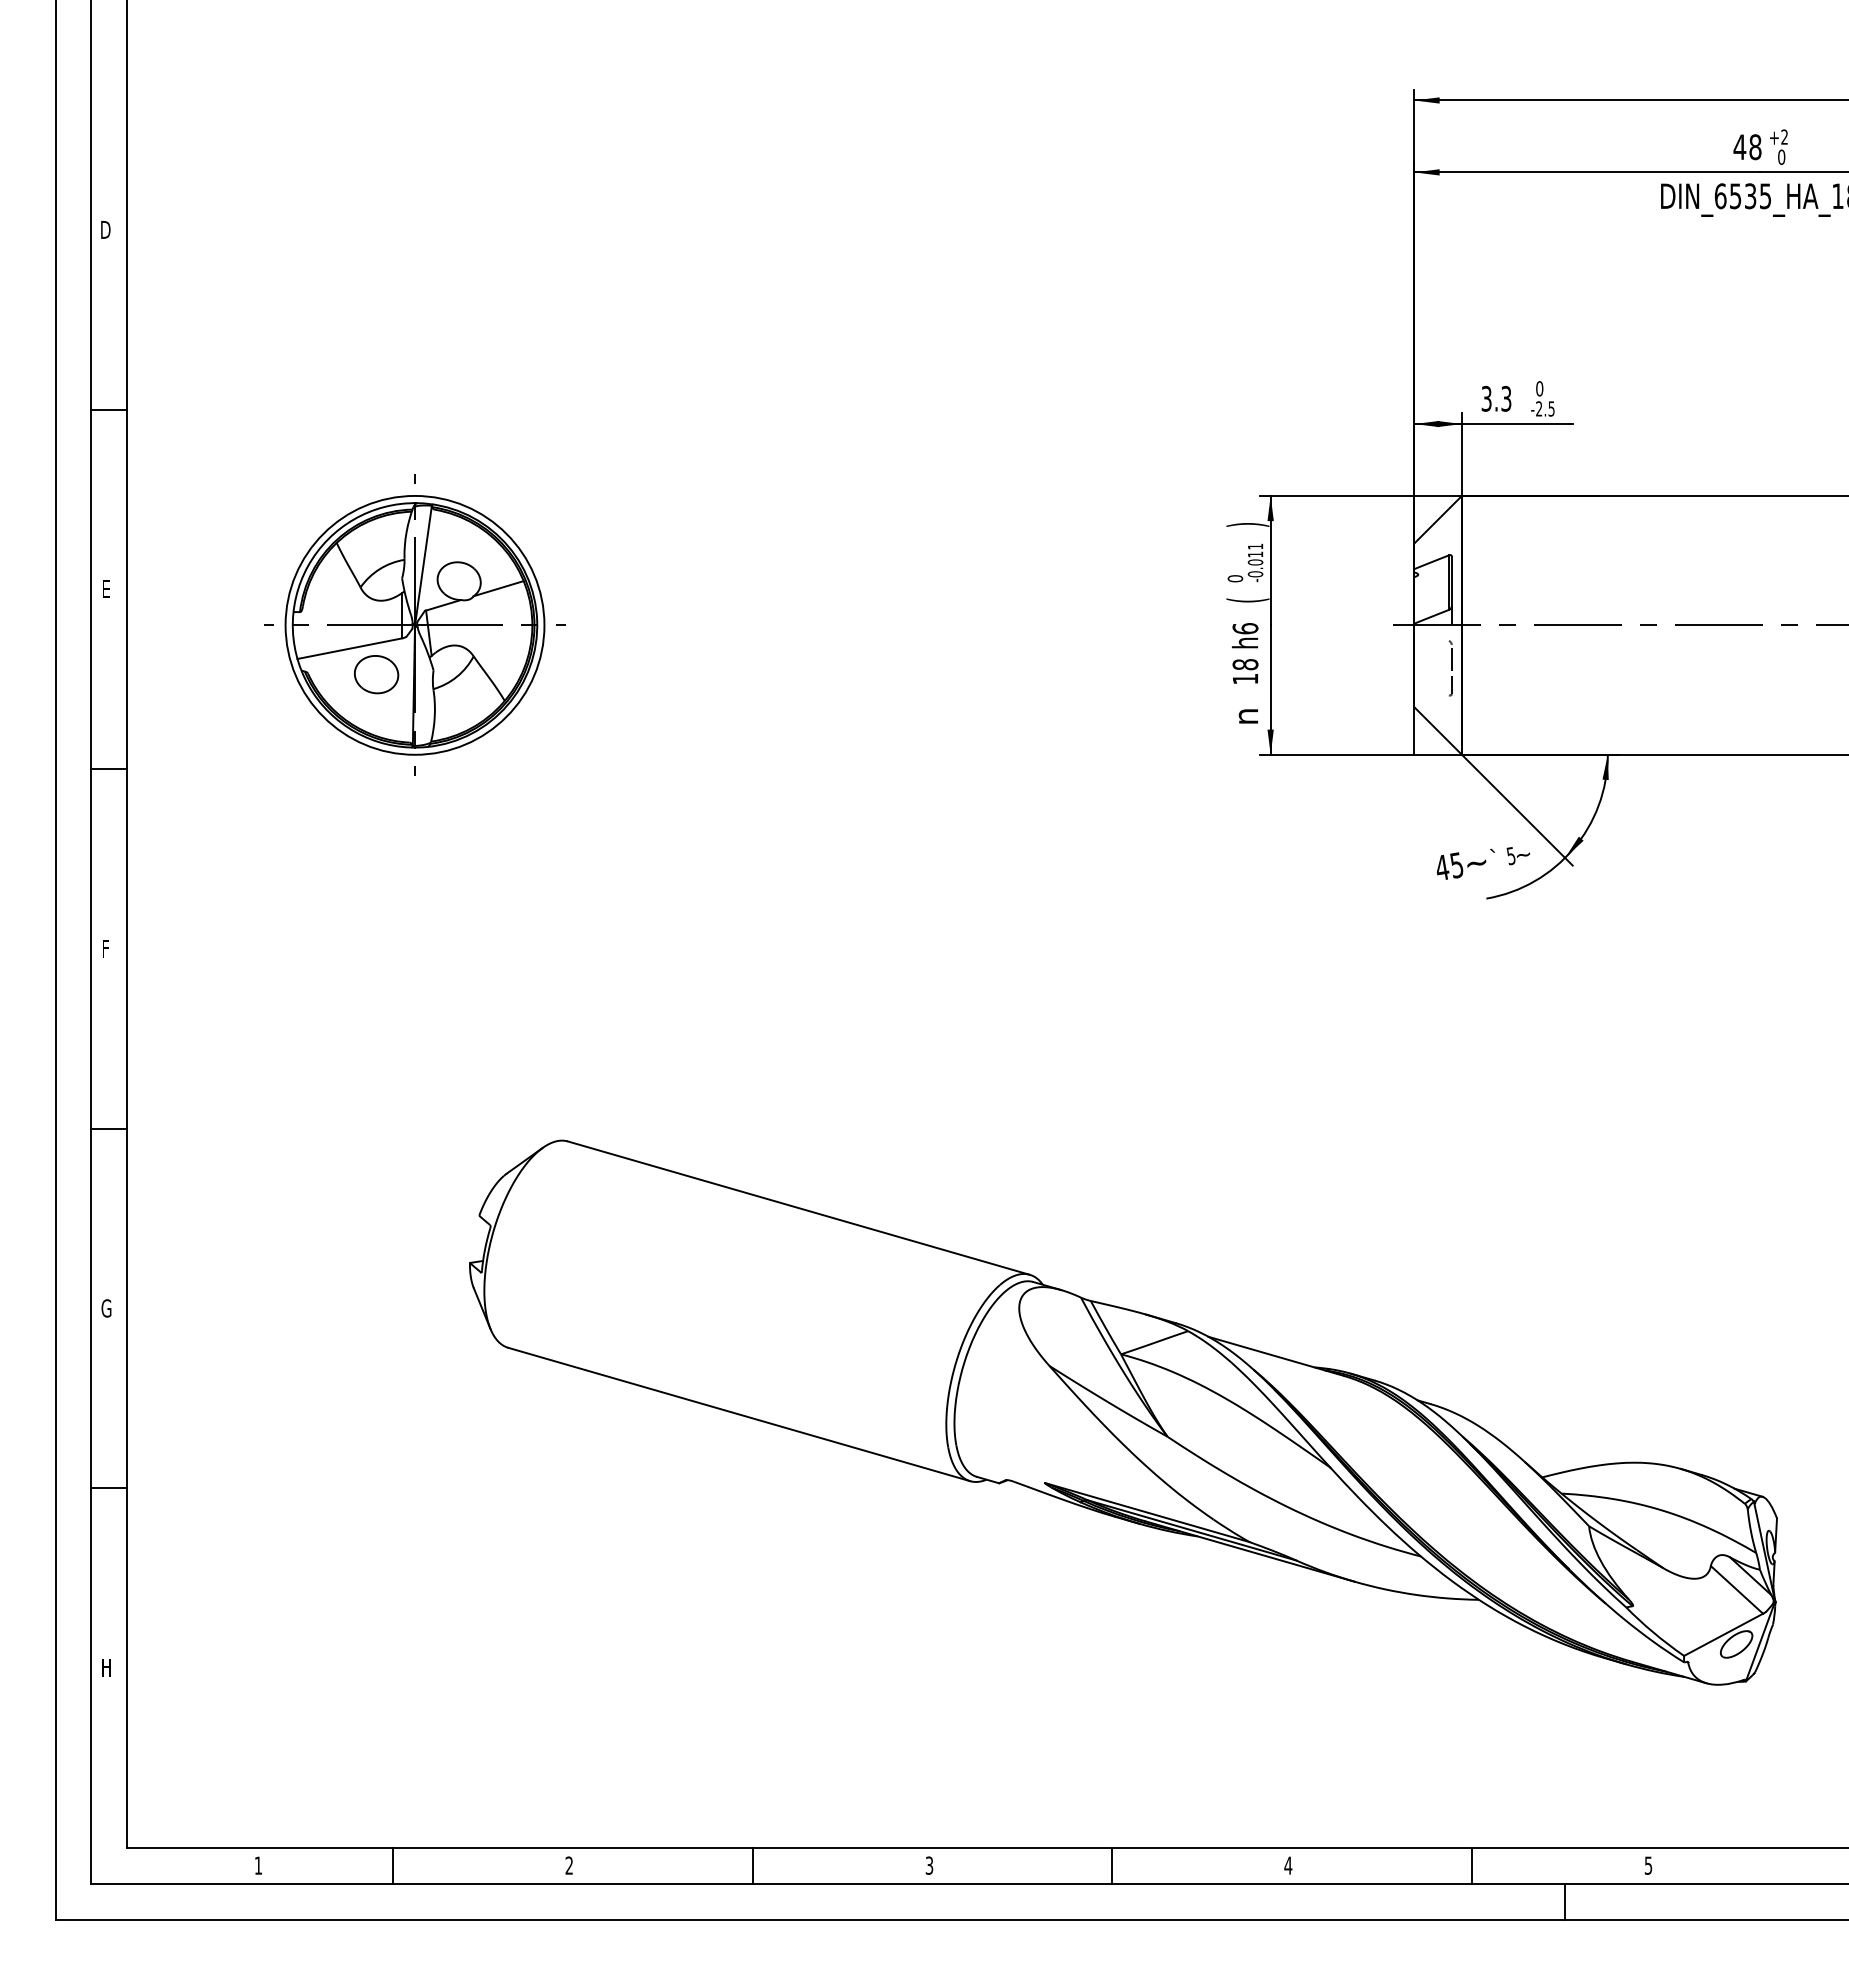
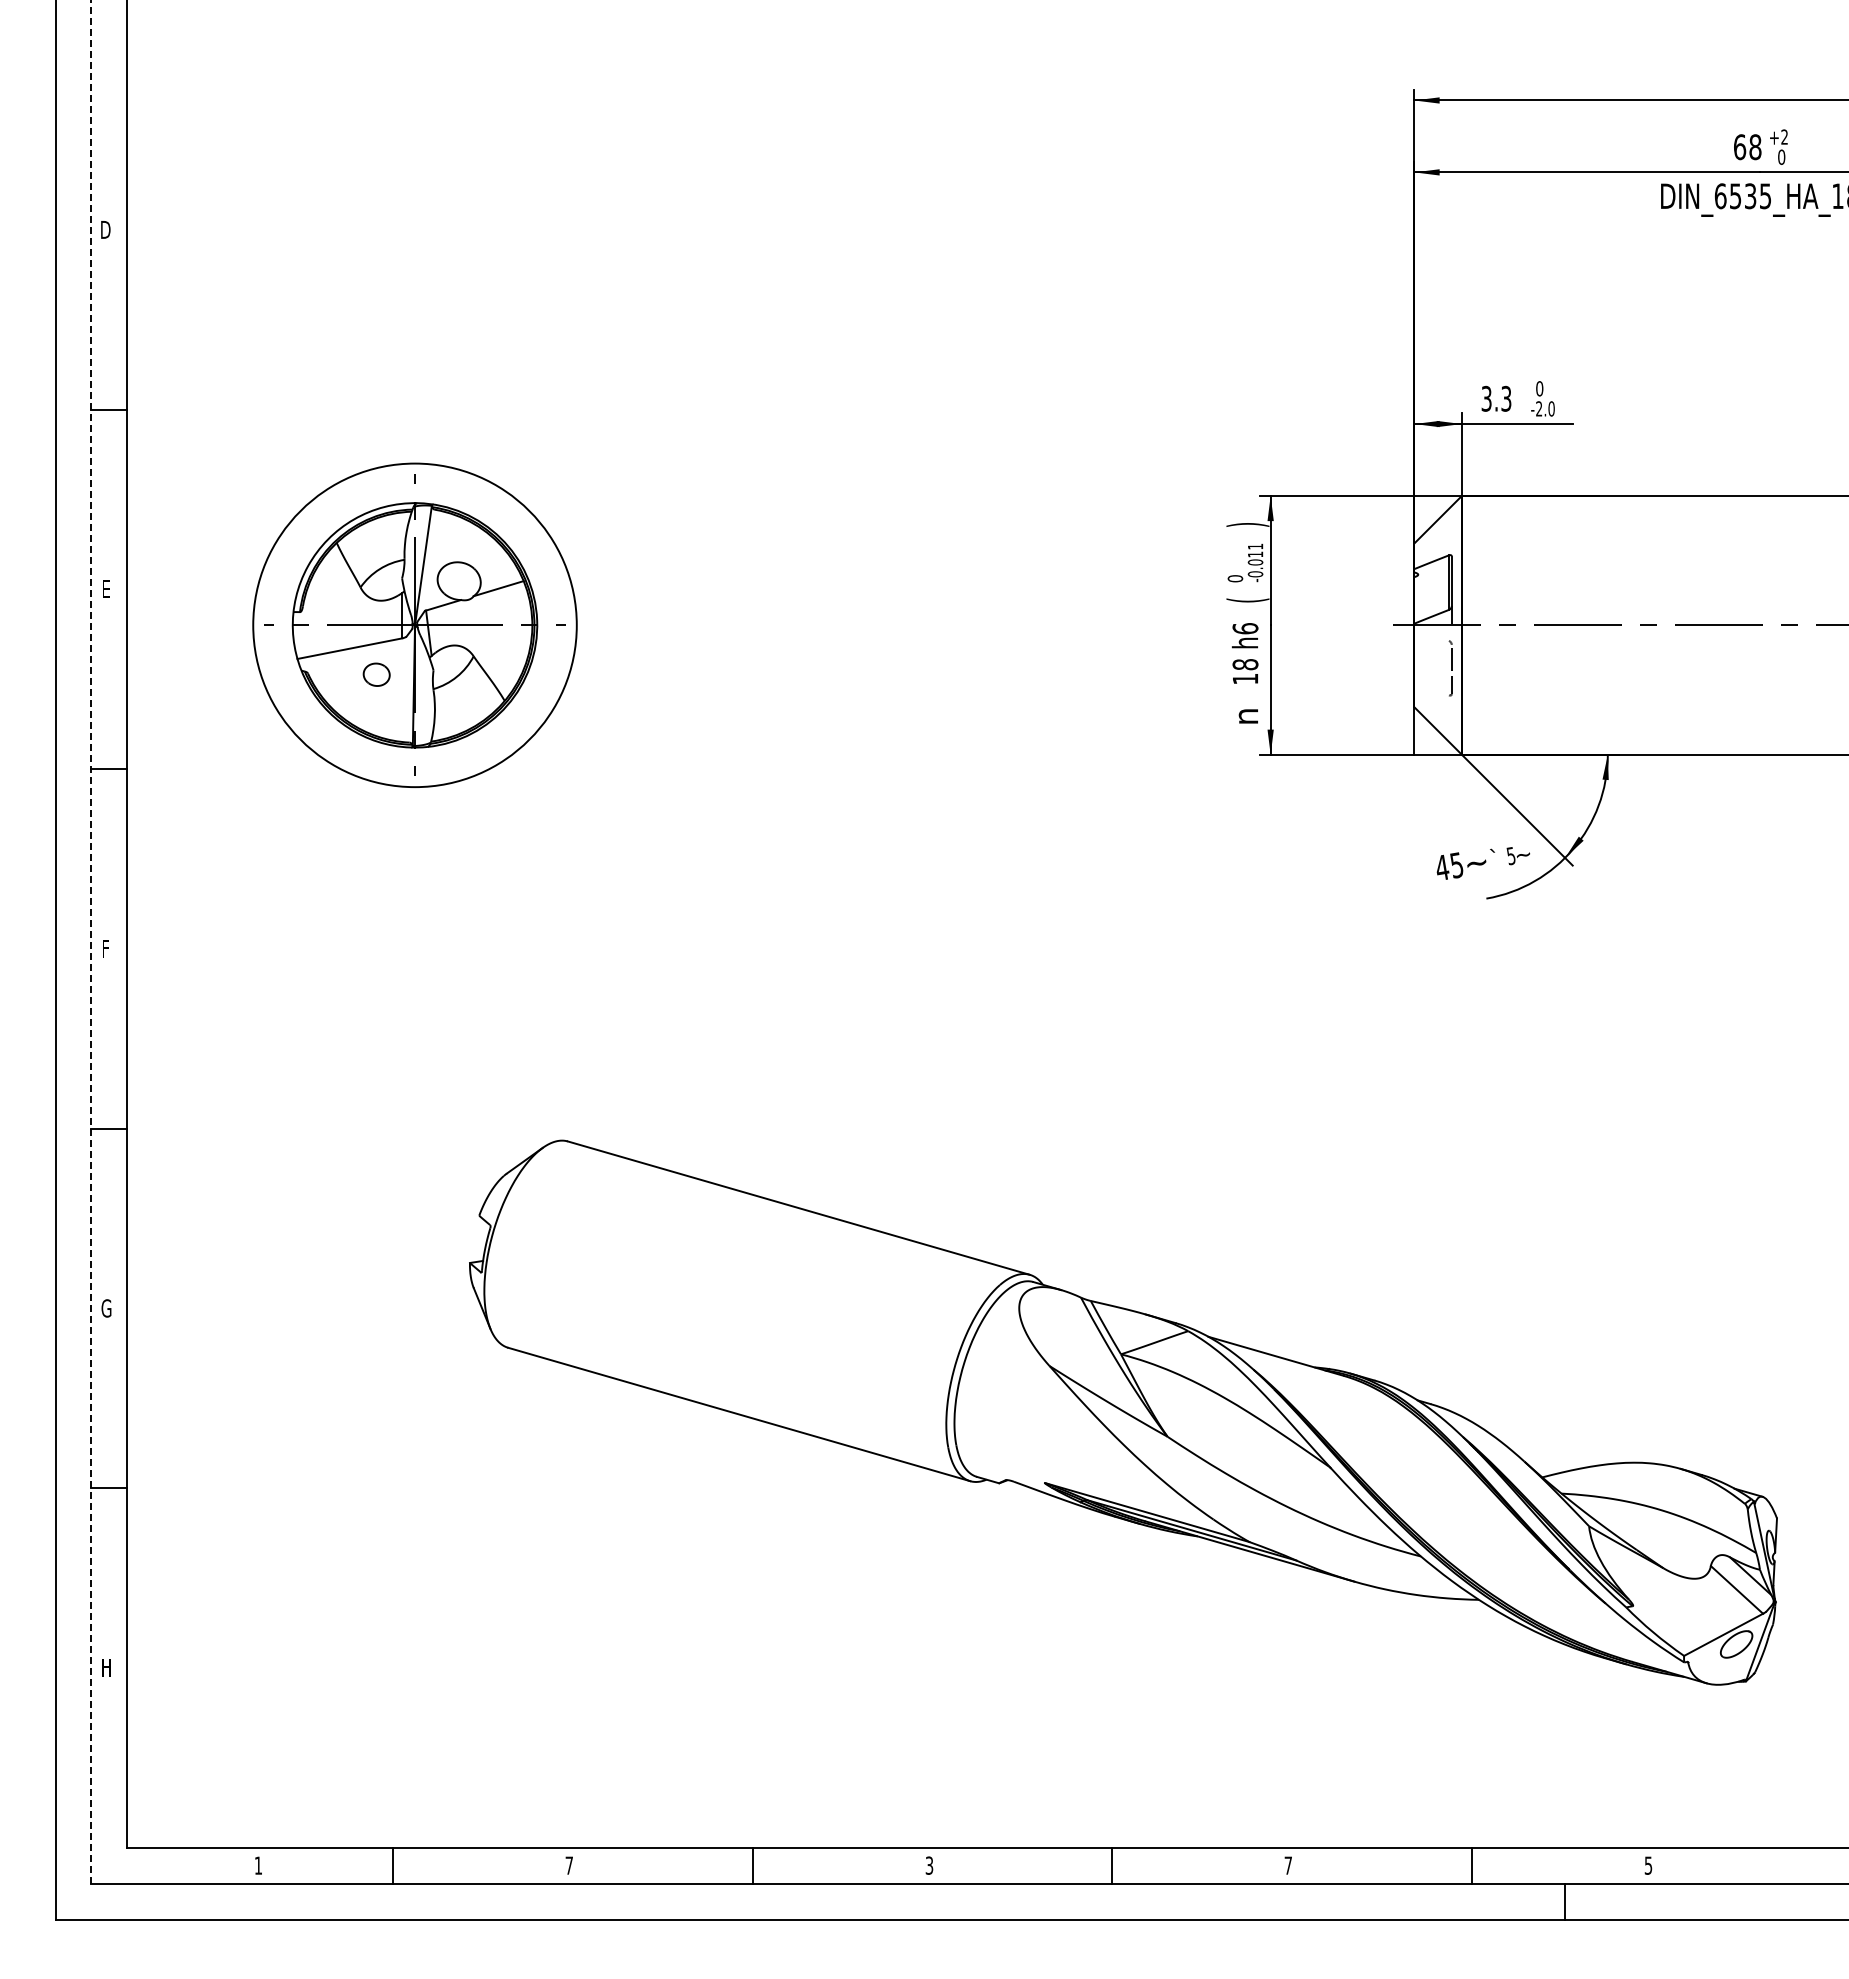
text: 48 -> 68 (1739, 147)
text: -2.5 -> -2.0 (1551, 408)
circle diameter: 259 px -> 324 px (414, 625)
part size: 46x40 px -> 29x25 px (376, 674)
line: solid -> dashed (91, 941)
text: 2 -> 7 (568, 1865)
text: 4 -> 7 (1288, 1865)
